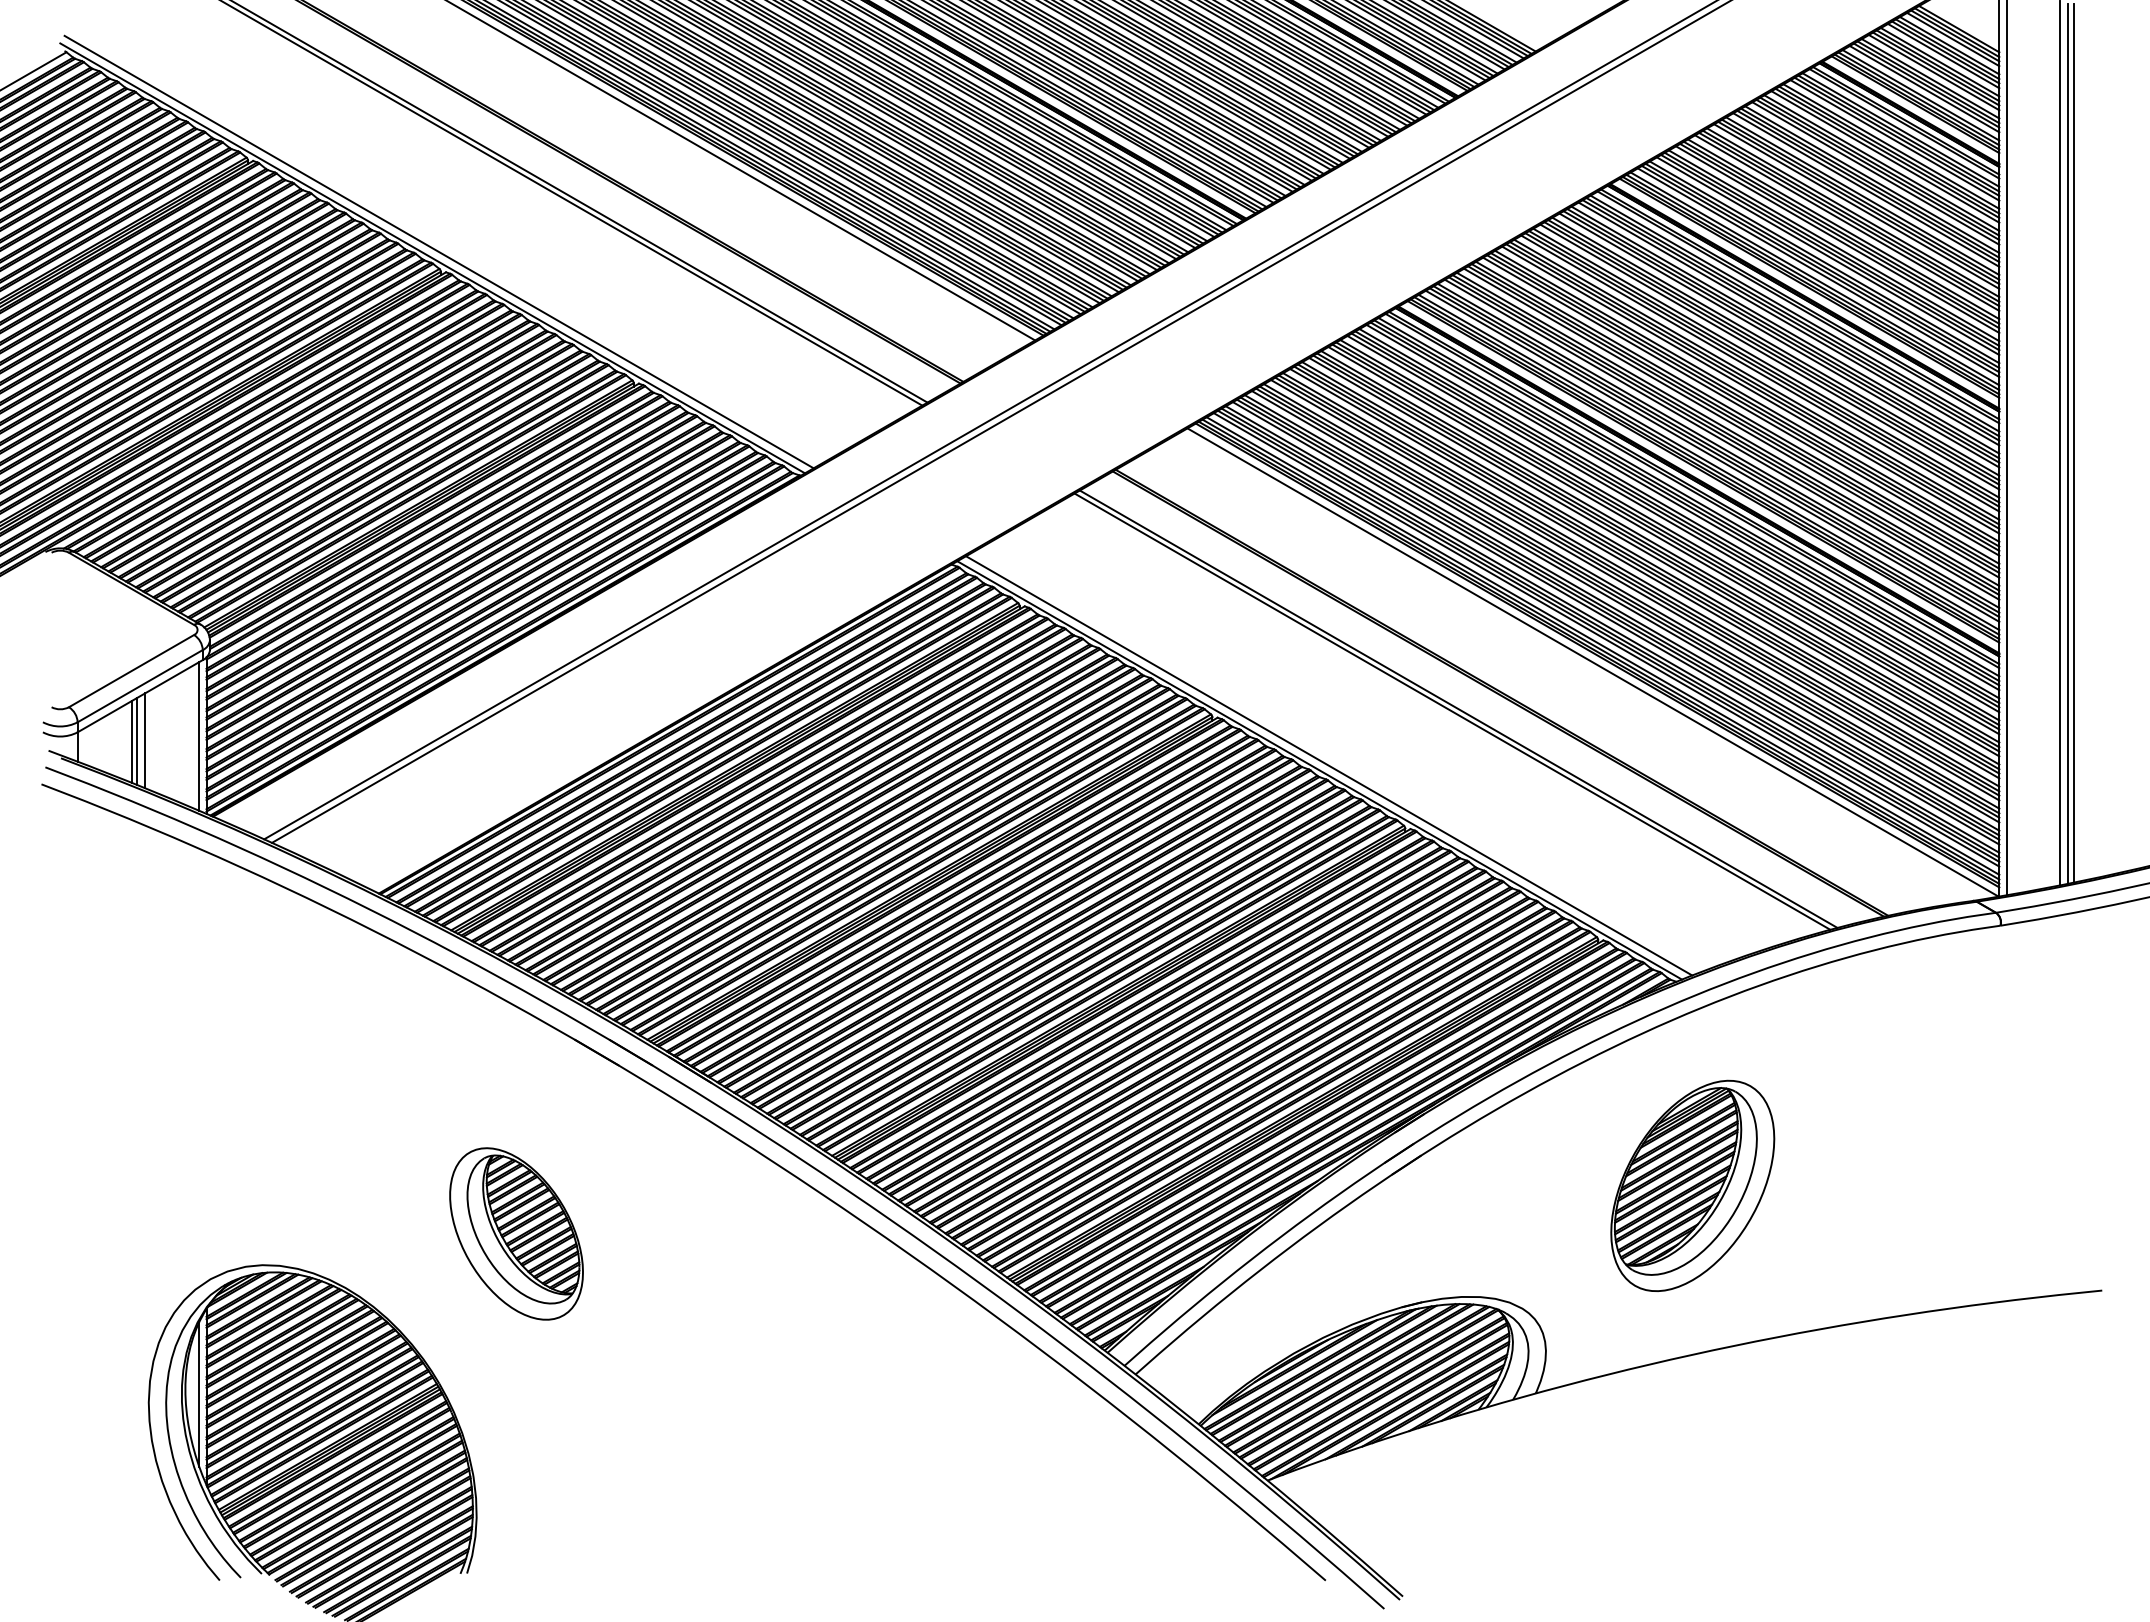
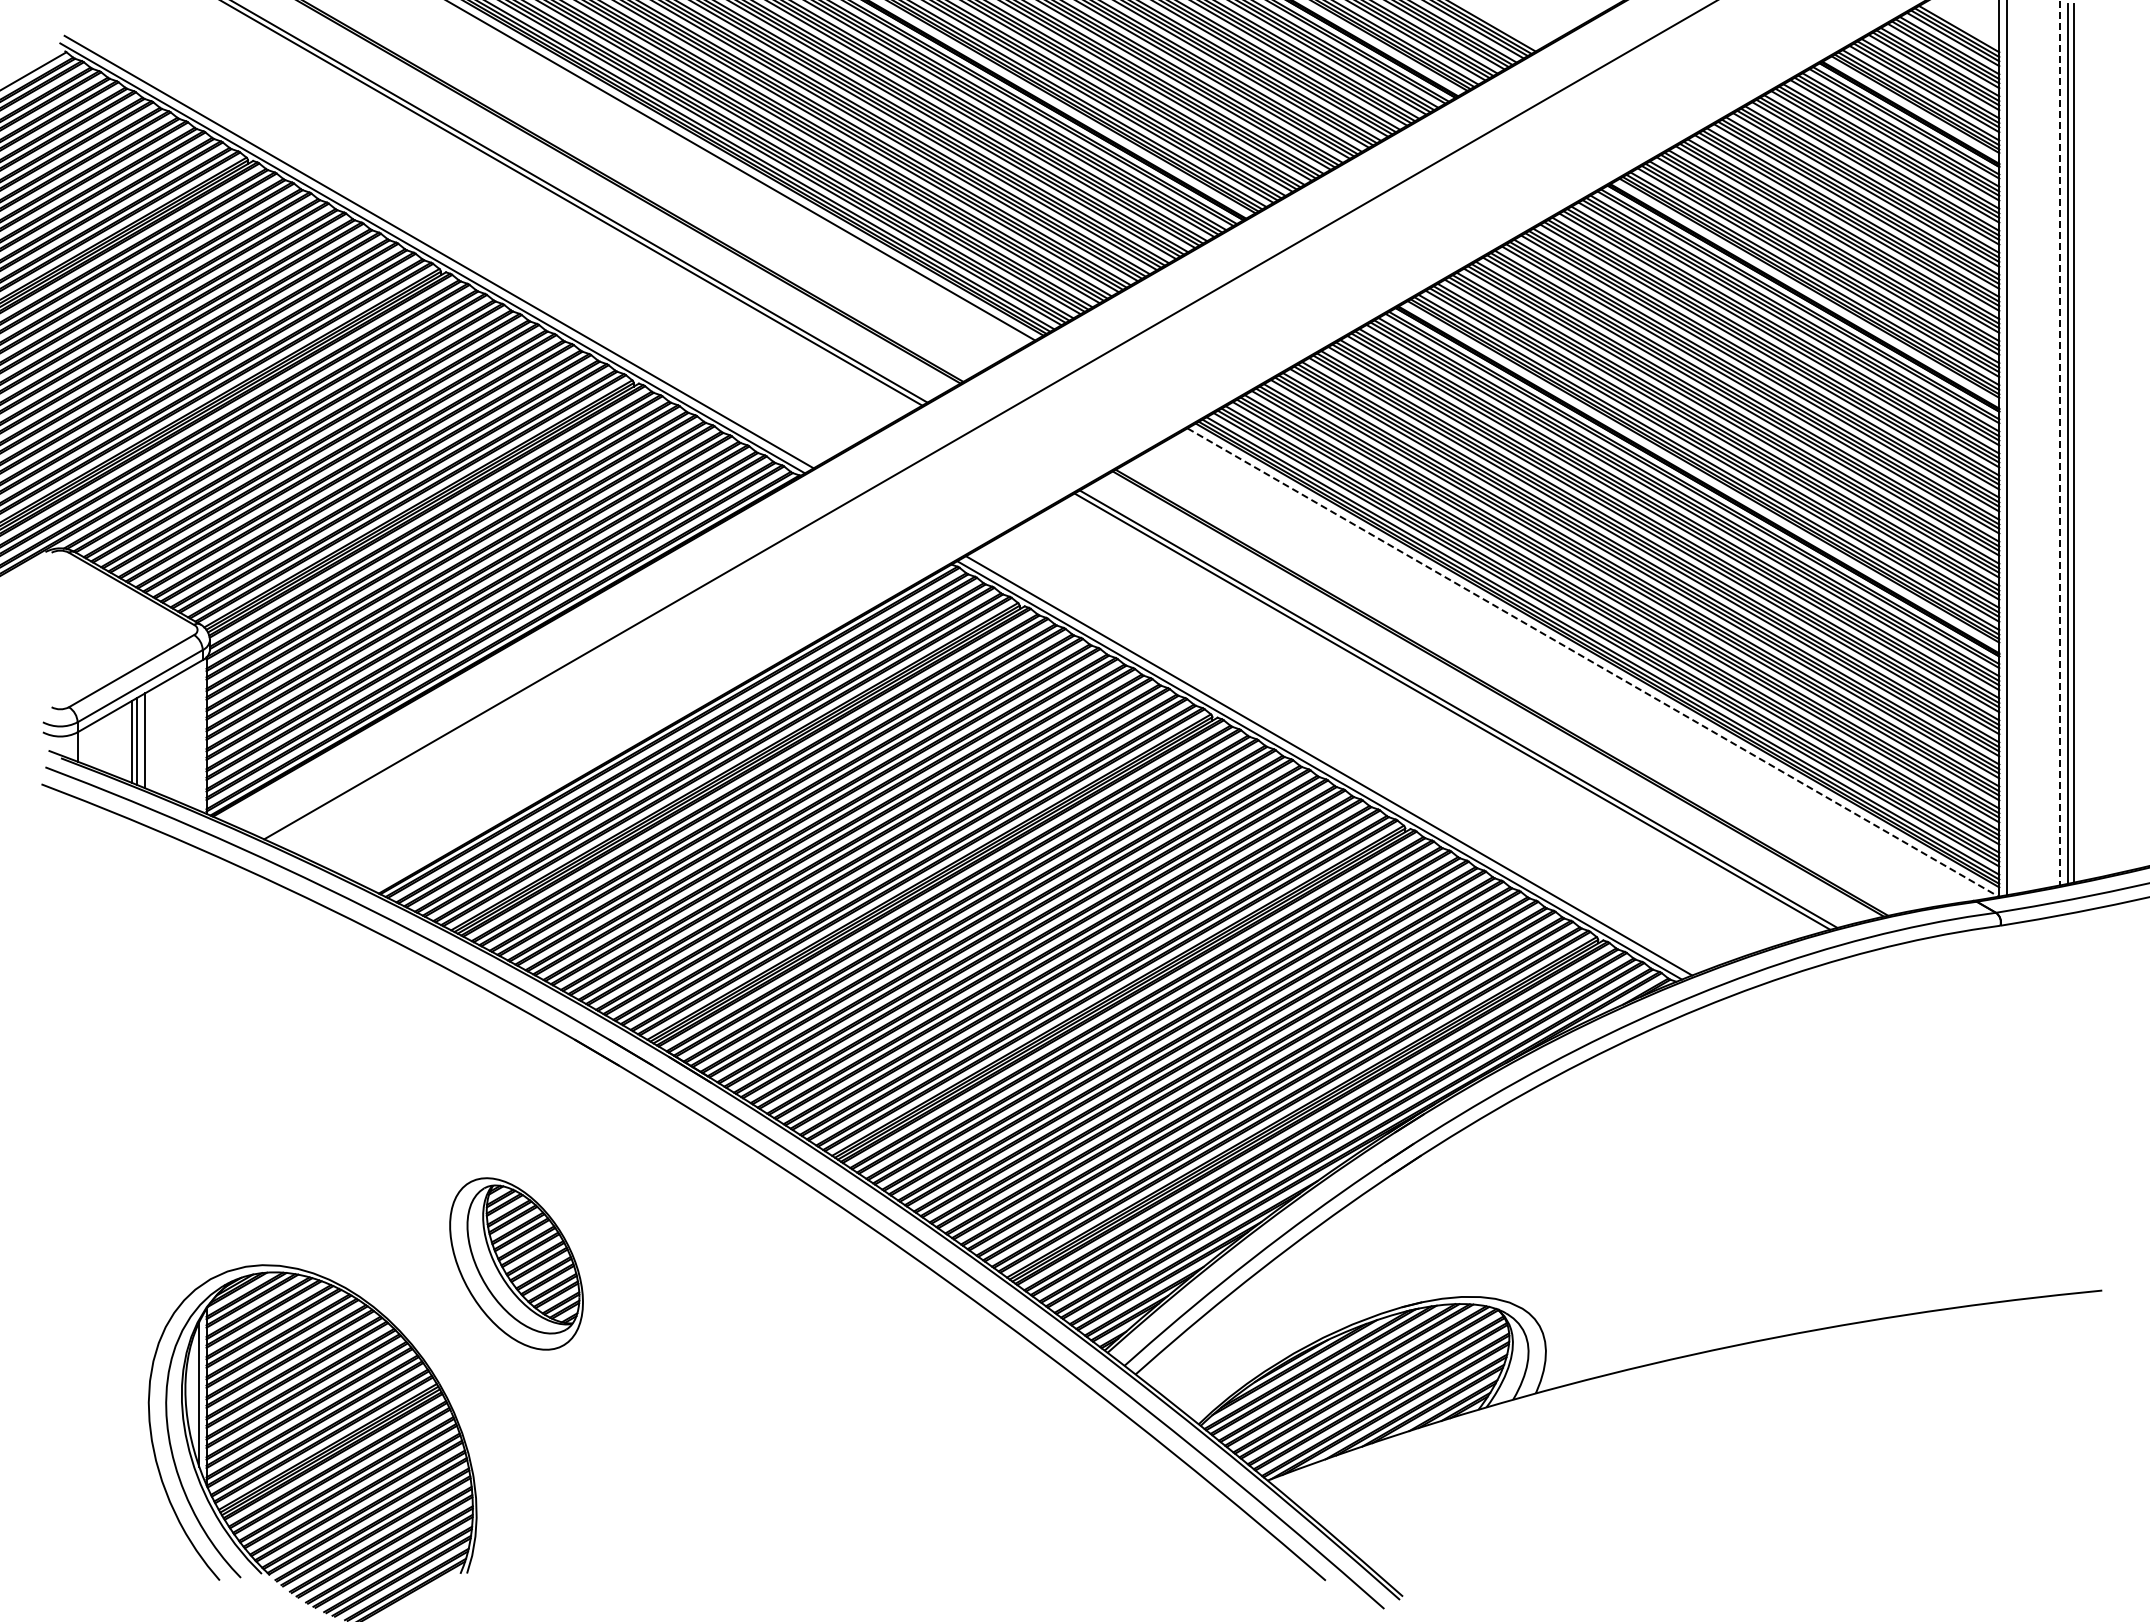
line: present -> none (999, 422)
line: solid -> dashed (2060, 443)
line: solid -> dashed (1593, 662)
line: present -> none (199, 736)
part: present -> none (1692, 1185)
part position: (516, 1233) -> (516, 1263) (516, 1263)
